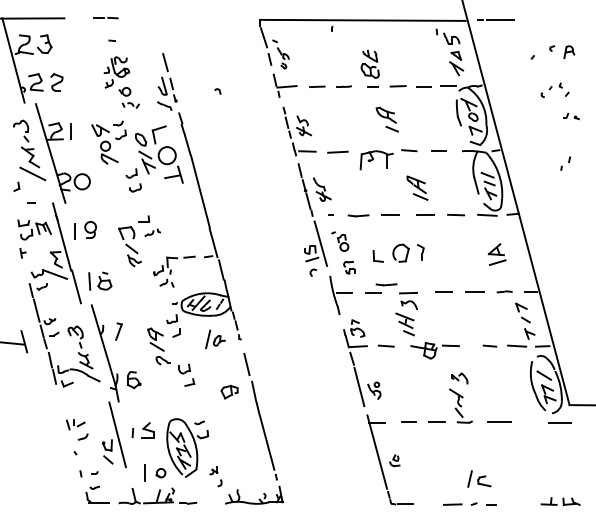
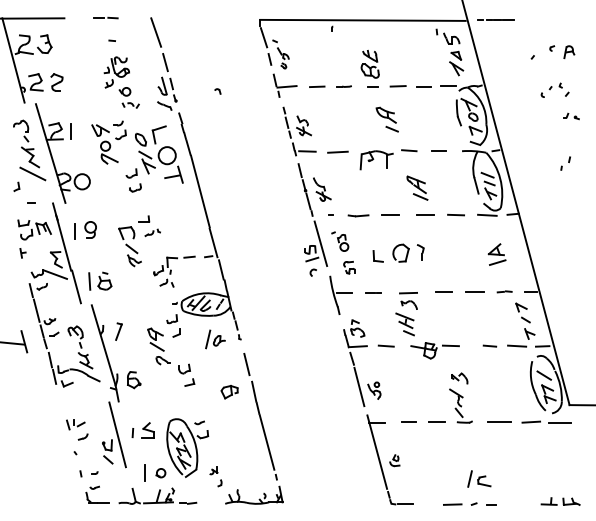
line: none -> present (156, 32)
line: present -> none (386, 284)
line: none -> present (530, 421)
